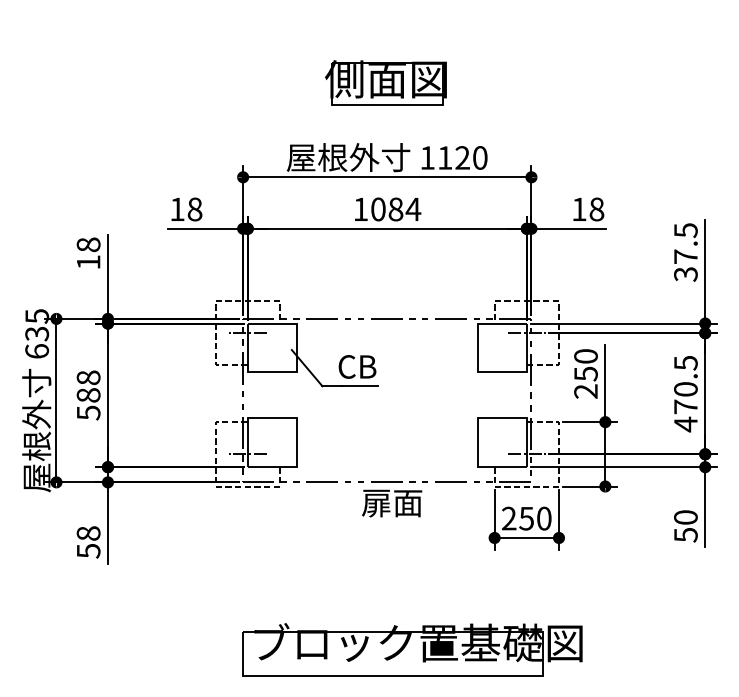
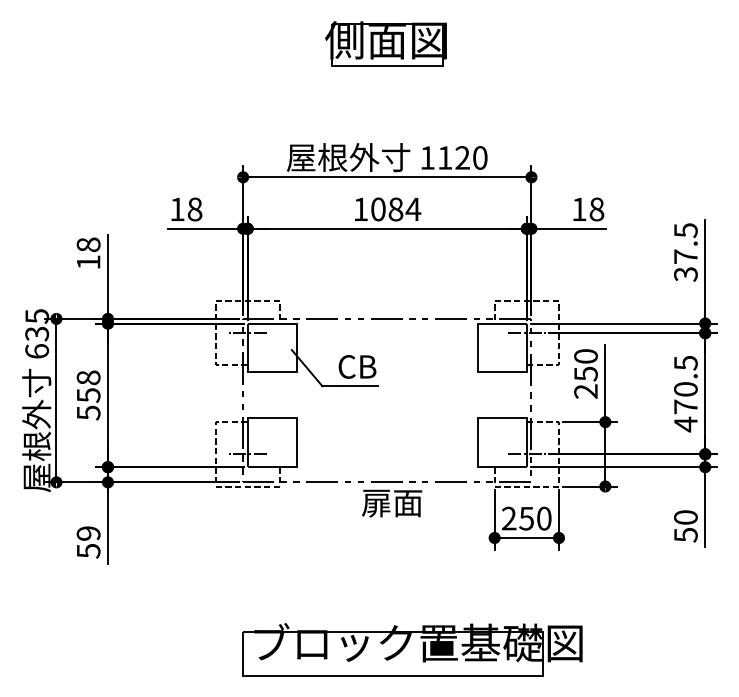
part position: (385, 82) -> (385, 43) (385, 43)
text: 588 -> 558 (88, 395)
text: 58 -> 59 (88, 533)
